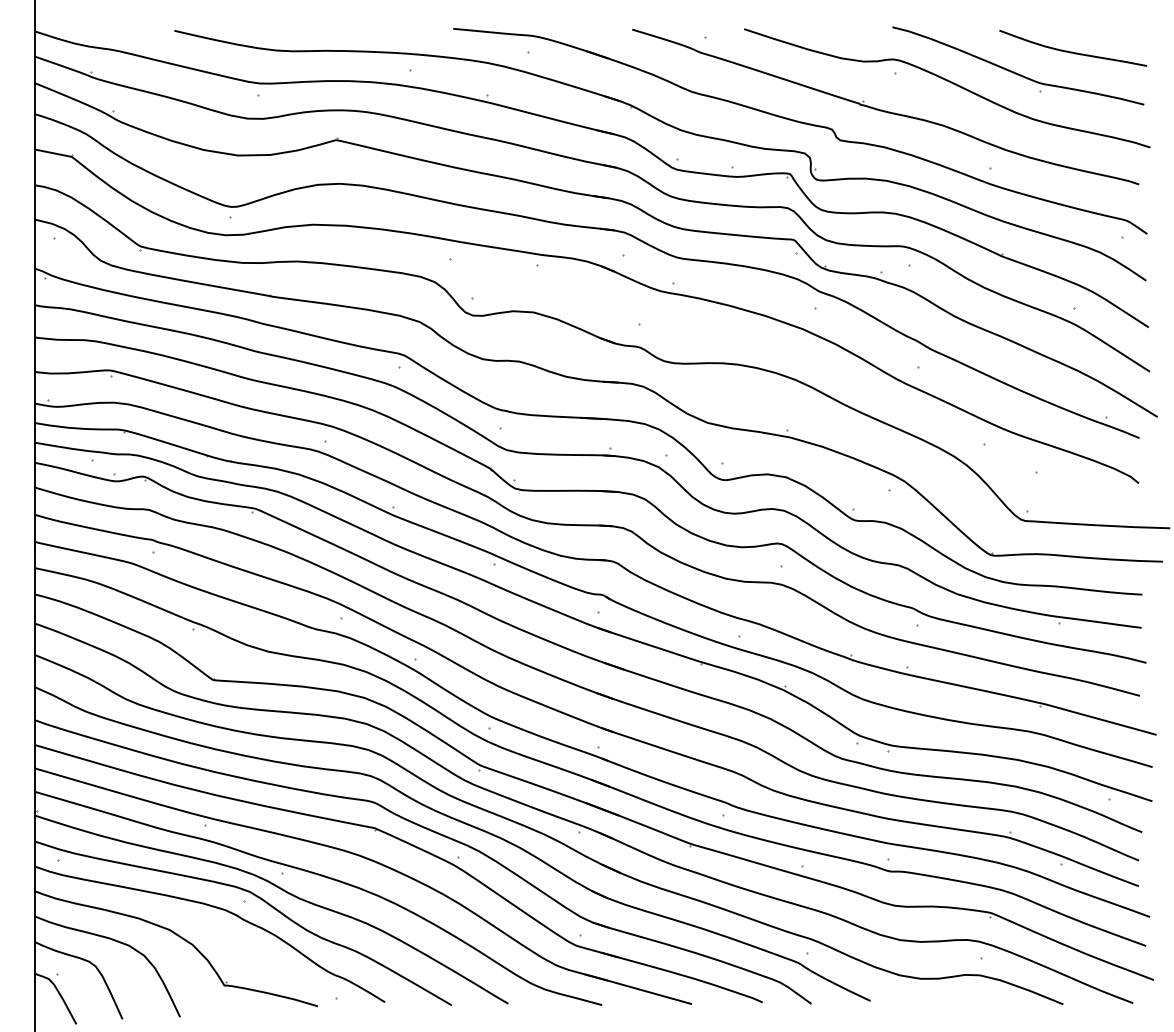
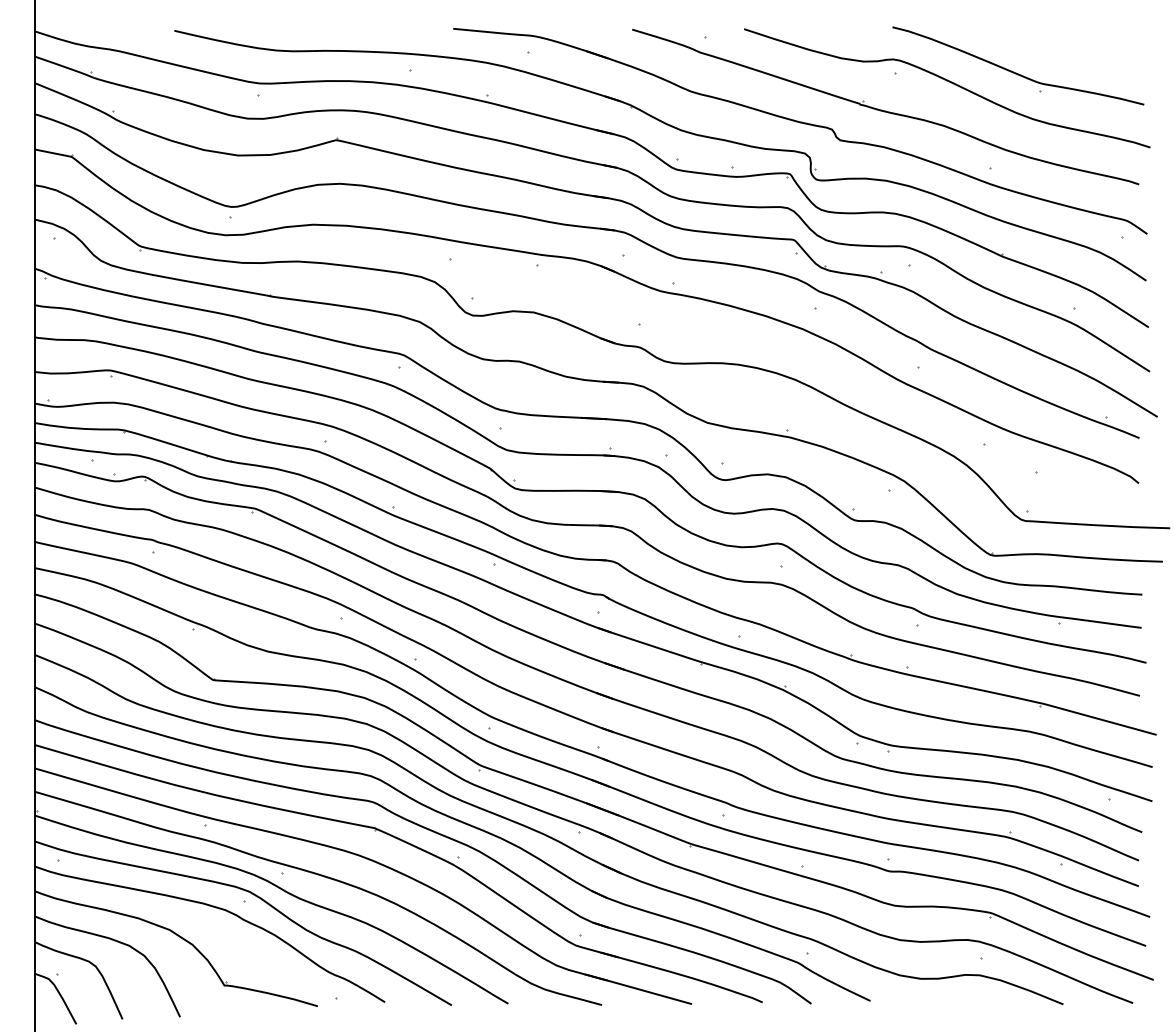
curve: present -> none (1072, 51)
